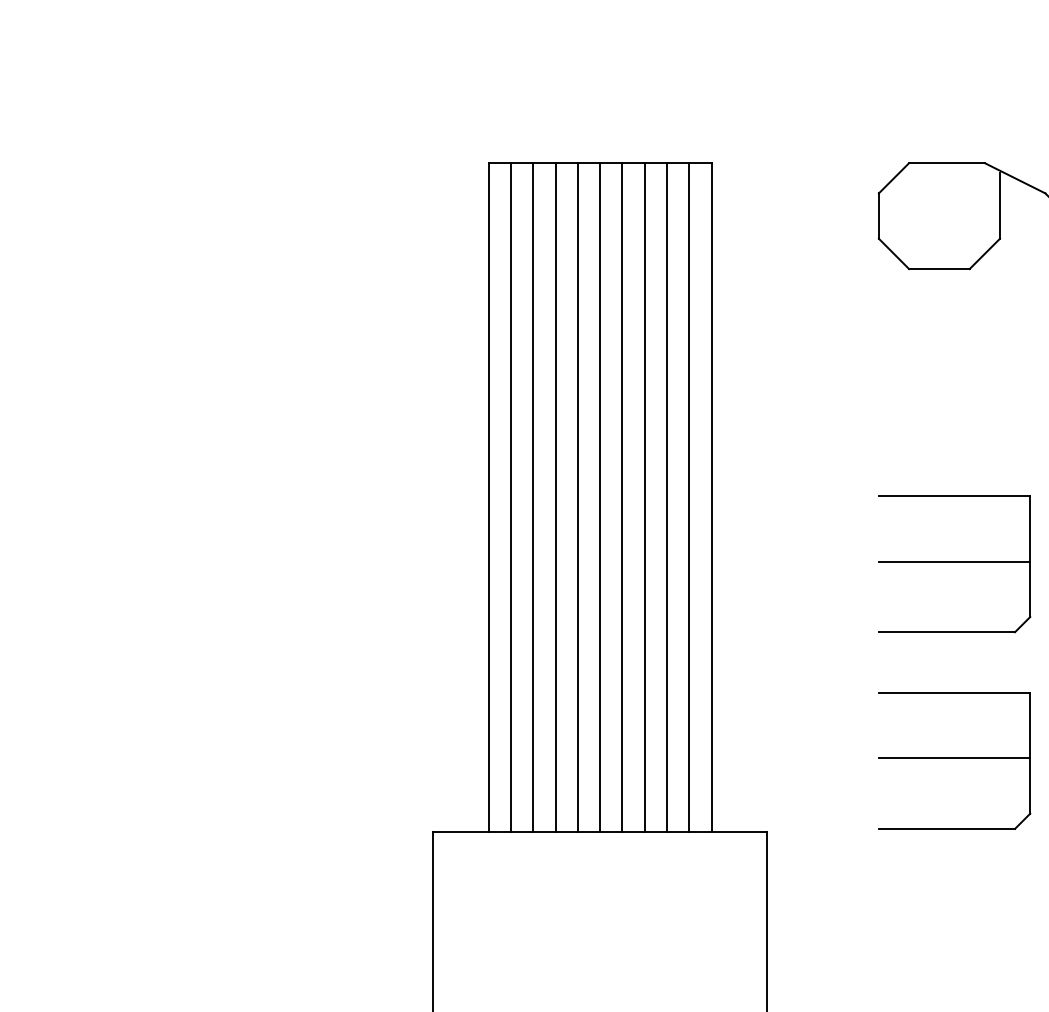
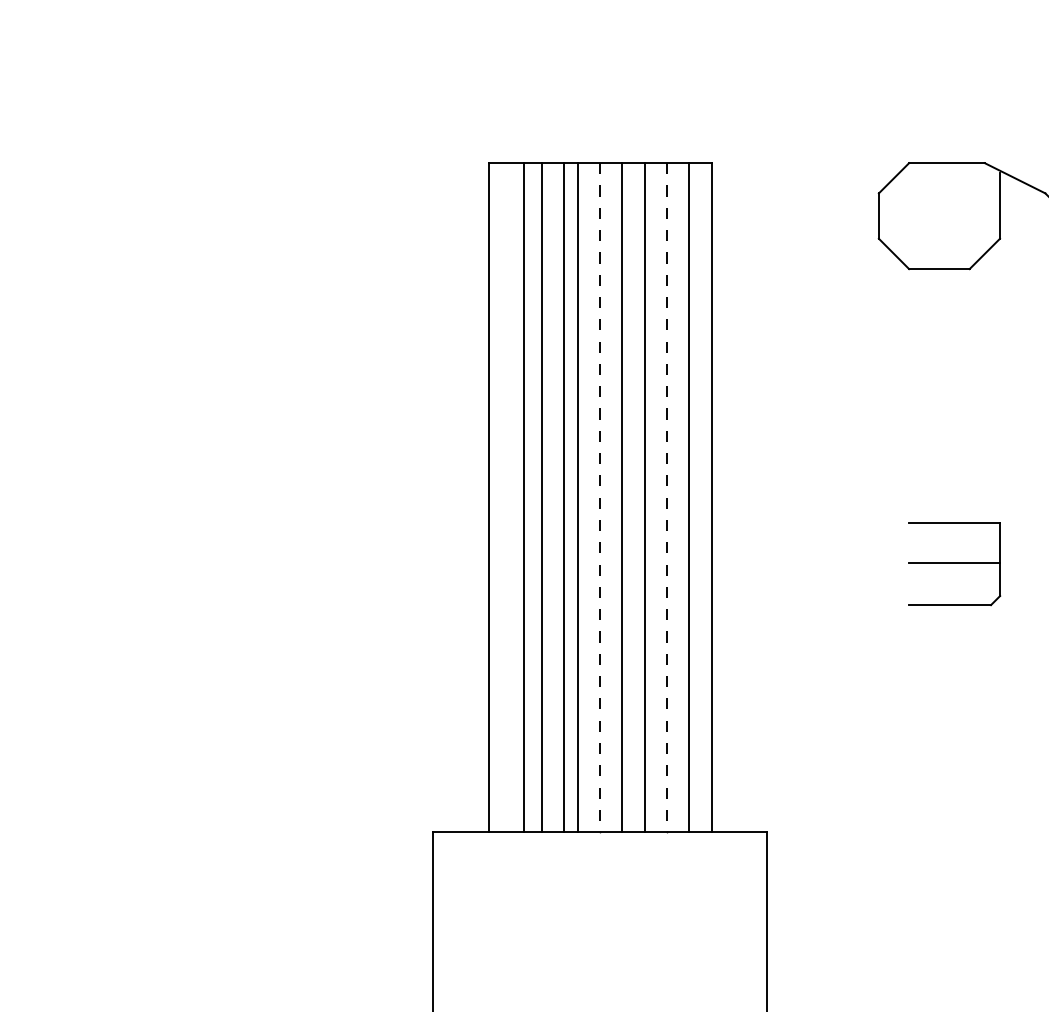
line position: (510, 497) -> (523, 497) (523, 497)
line position: (533, 497) -> (542, 497) (542, 497)
line position: (555, 497) -> (563, 497) (563, 497)
line: solid -> dashed (600, 498)
line: solid -> dashed (667, 498)
part size: 154x139 px -> 94x85 px (954, 564)
part: present -> none (954, 760)
